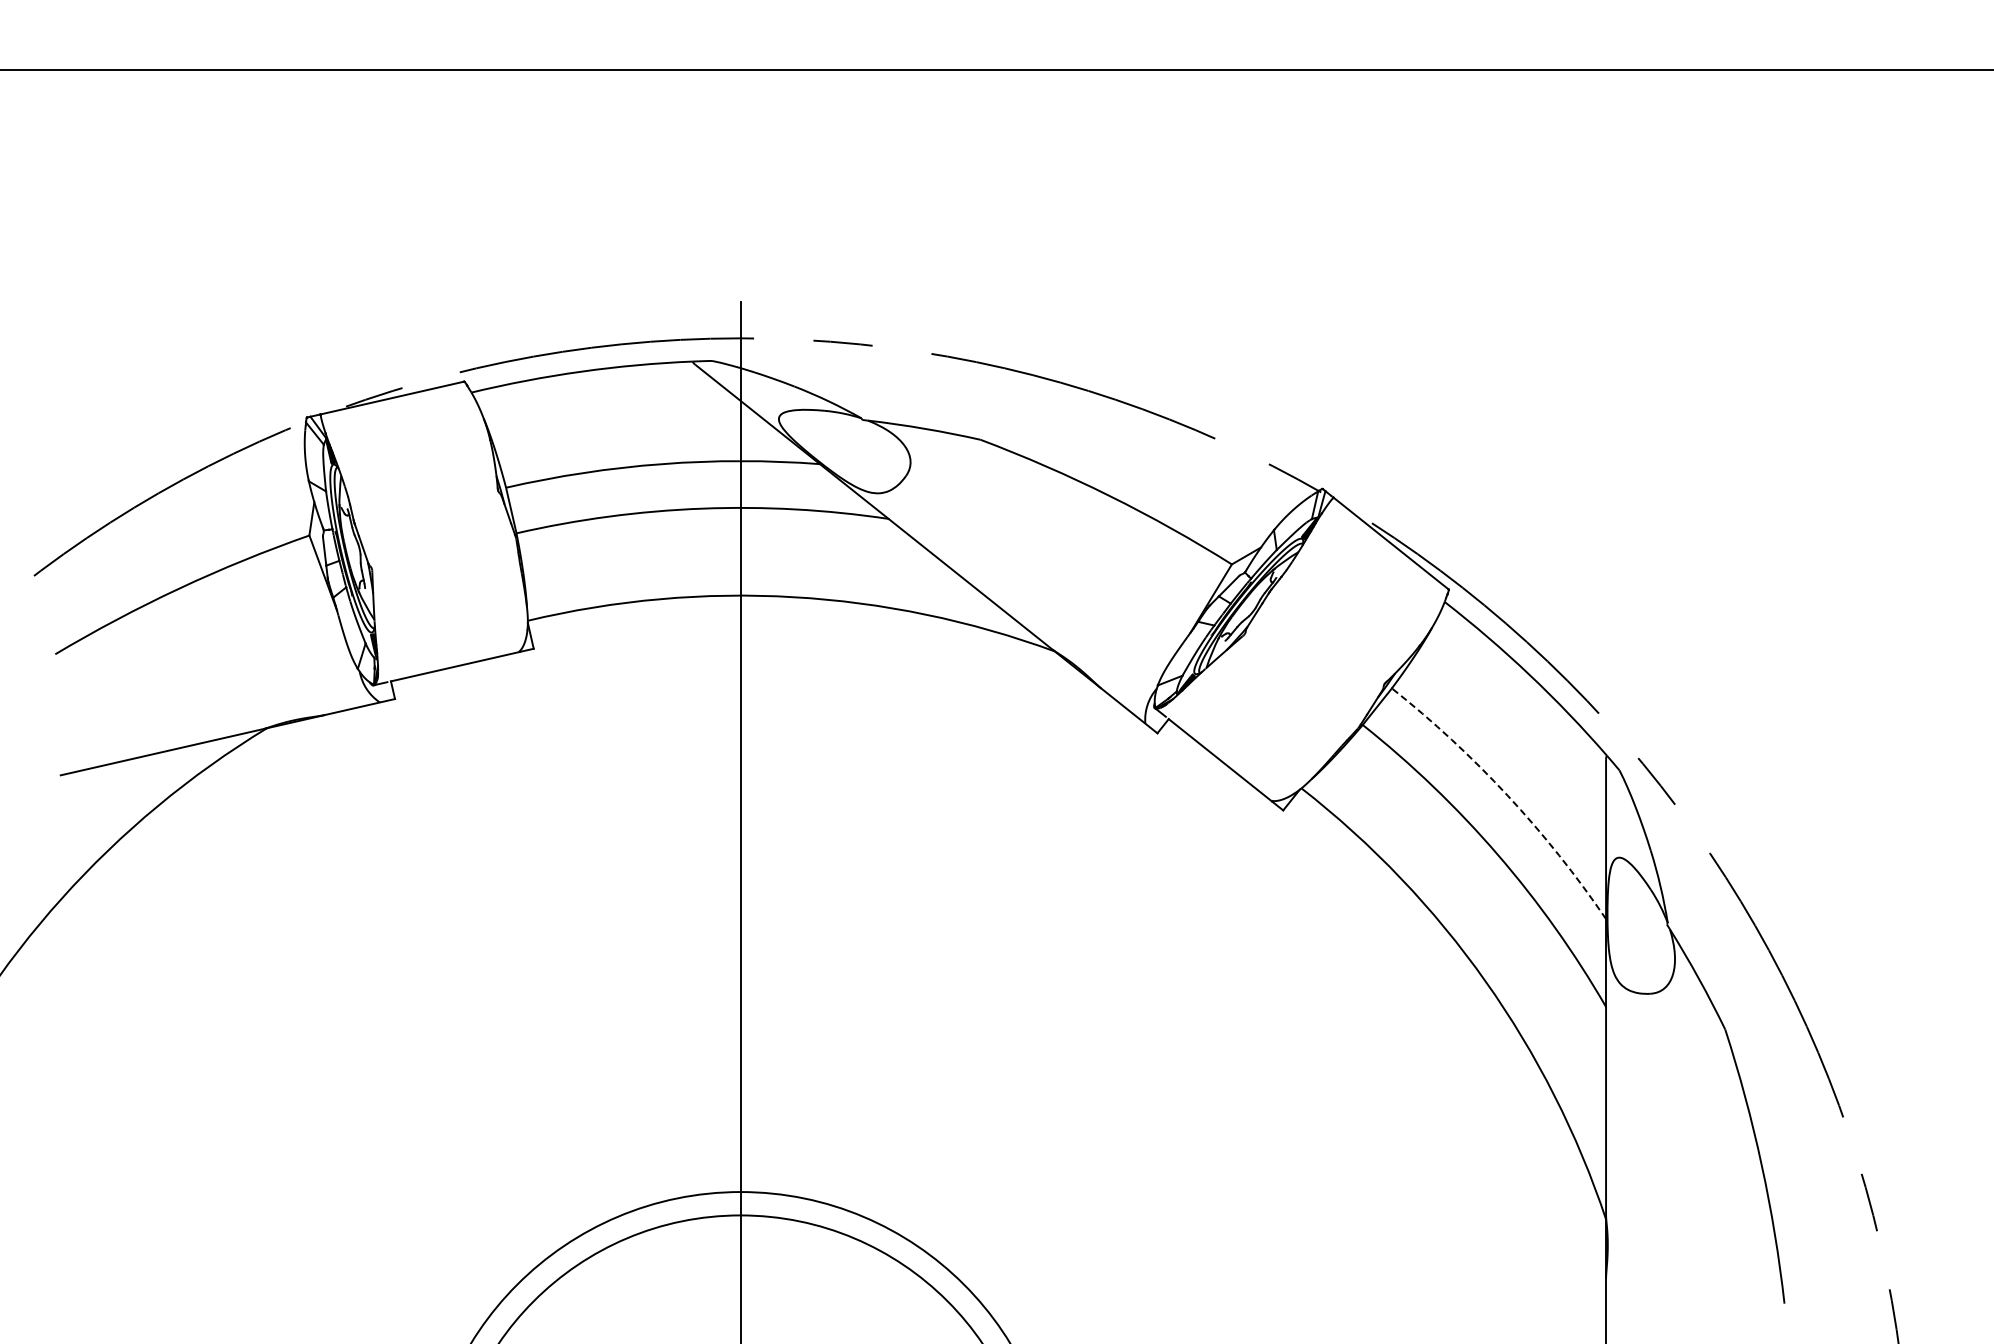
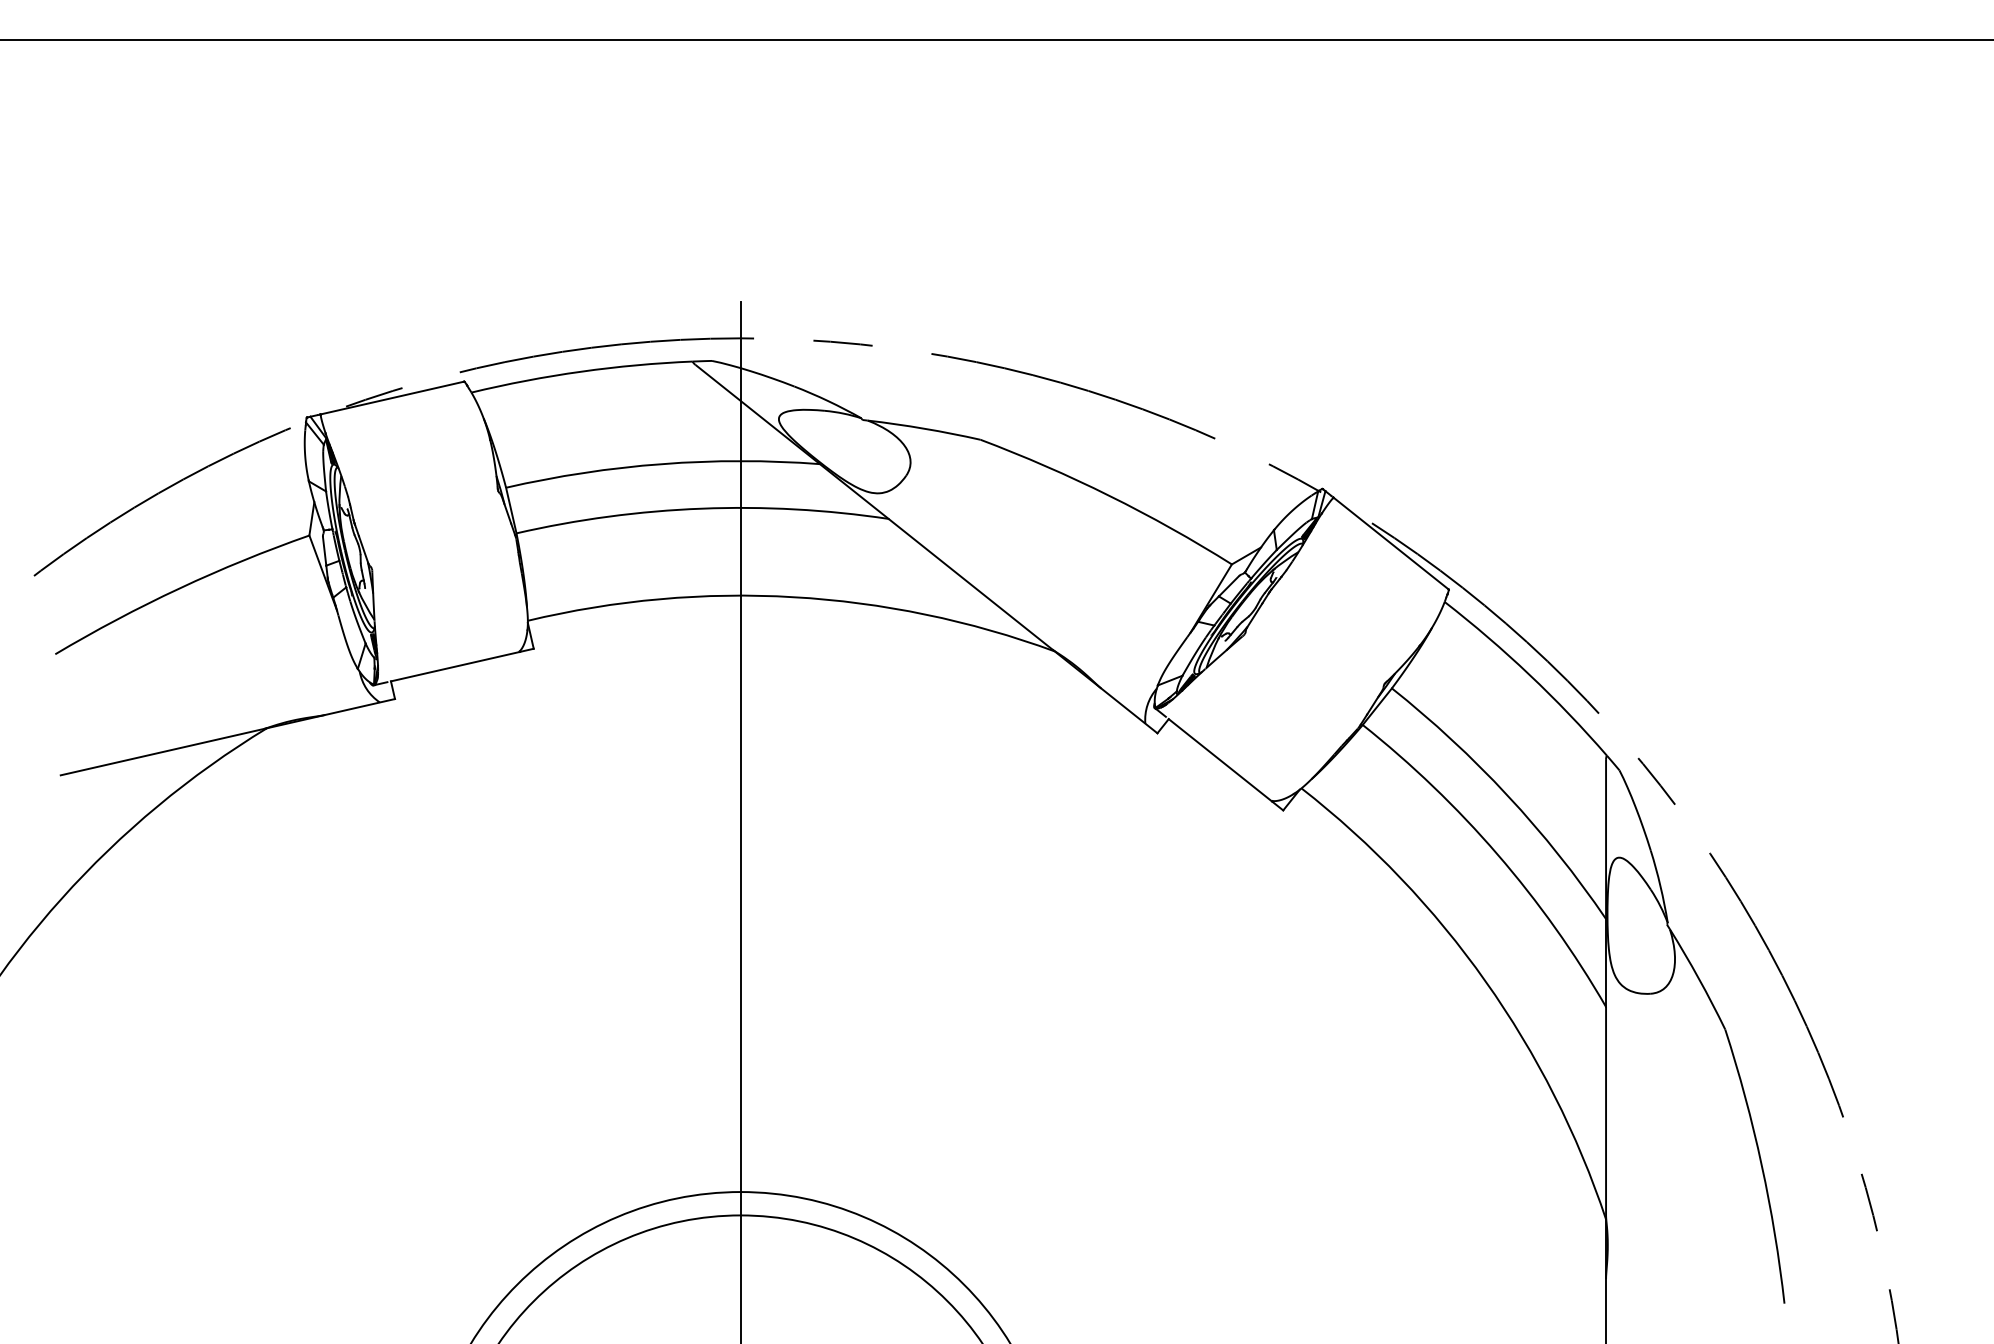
line position: (996, 70) -> (996, 40) (996, 40)
arc: dashed -> solid (1507, 795)
